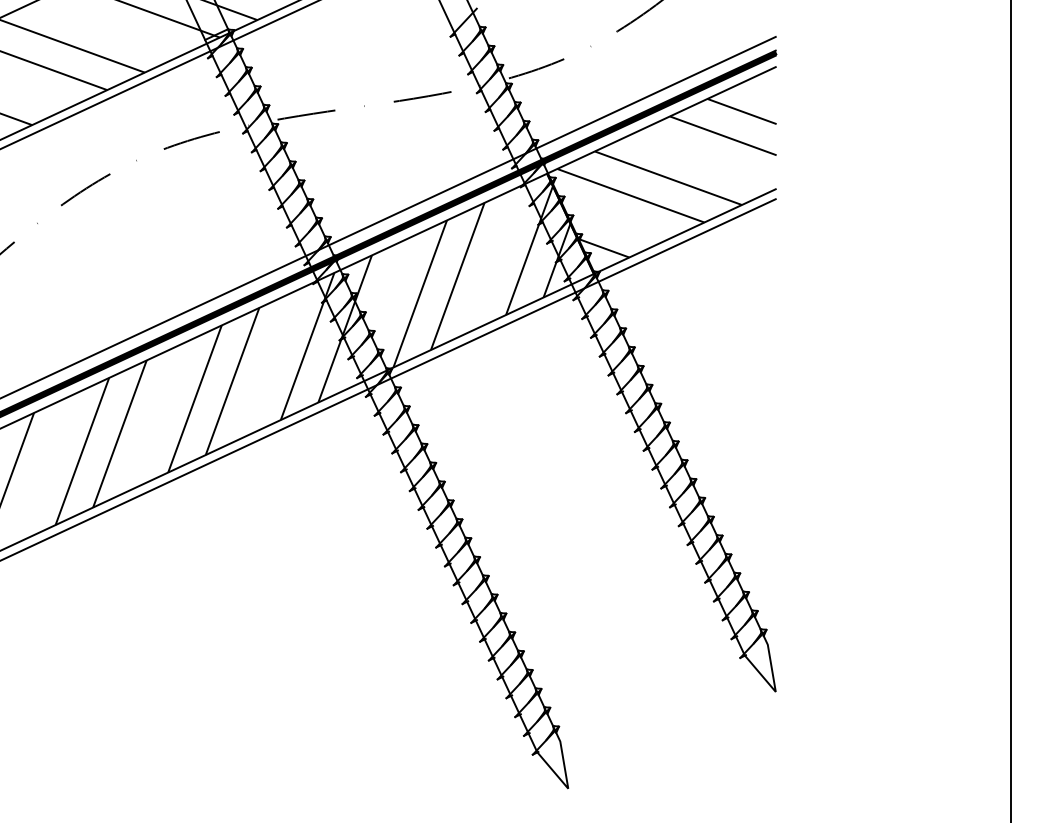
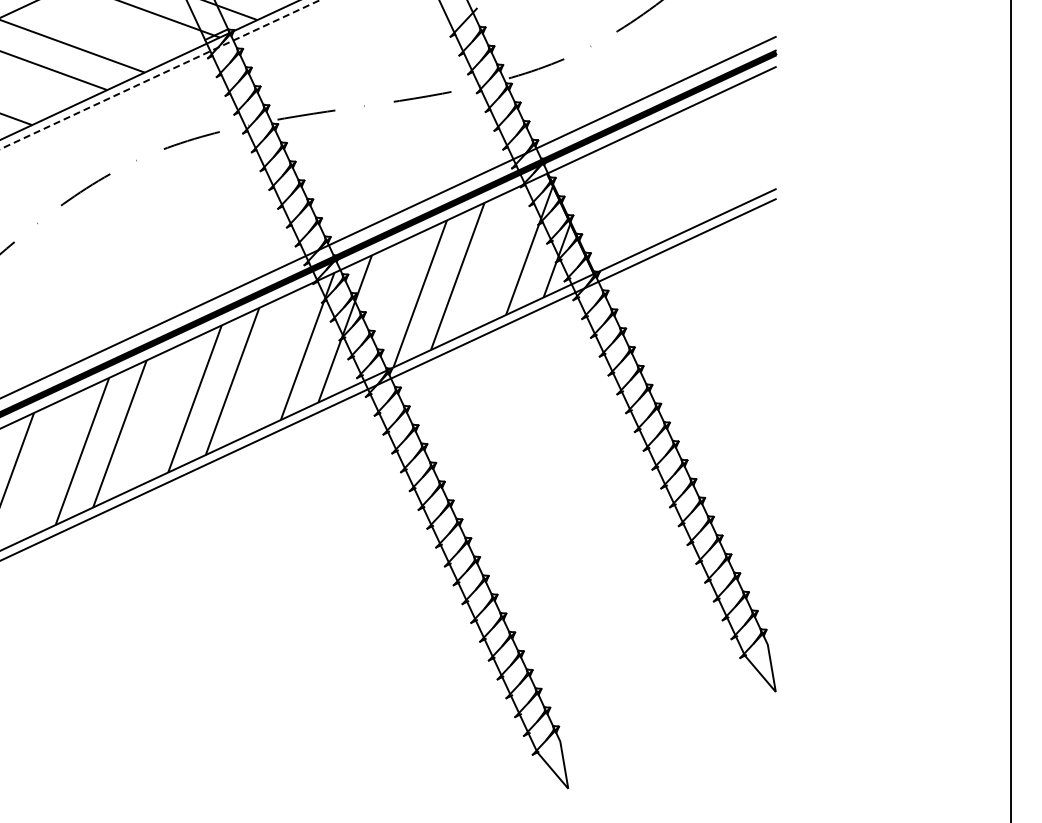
line: solid -> dashed (160, 74)
hatch: present -> none (666, 177)
